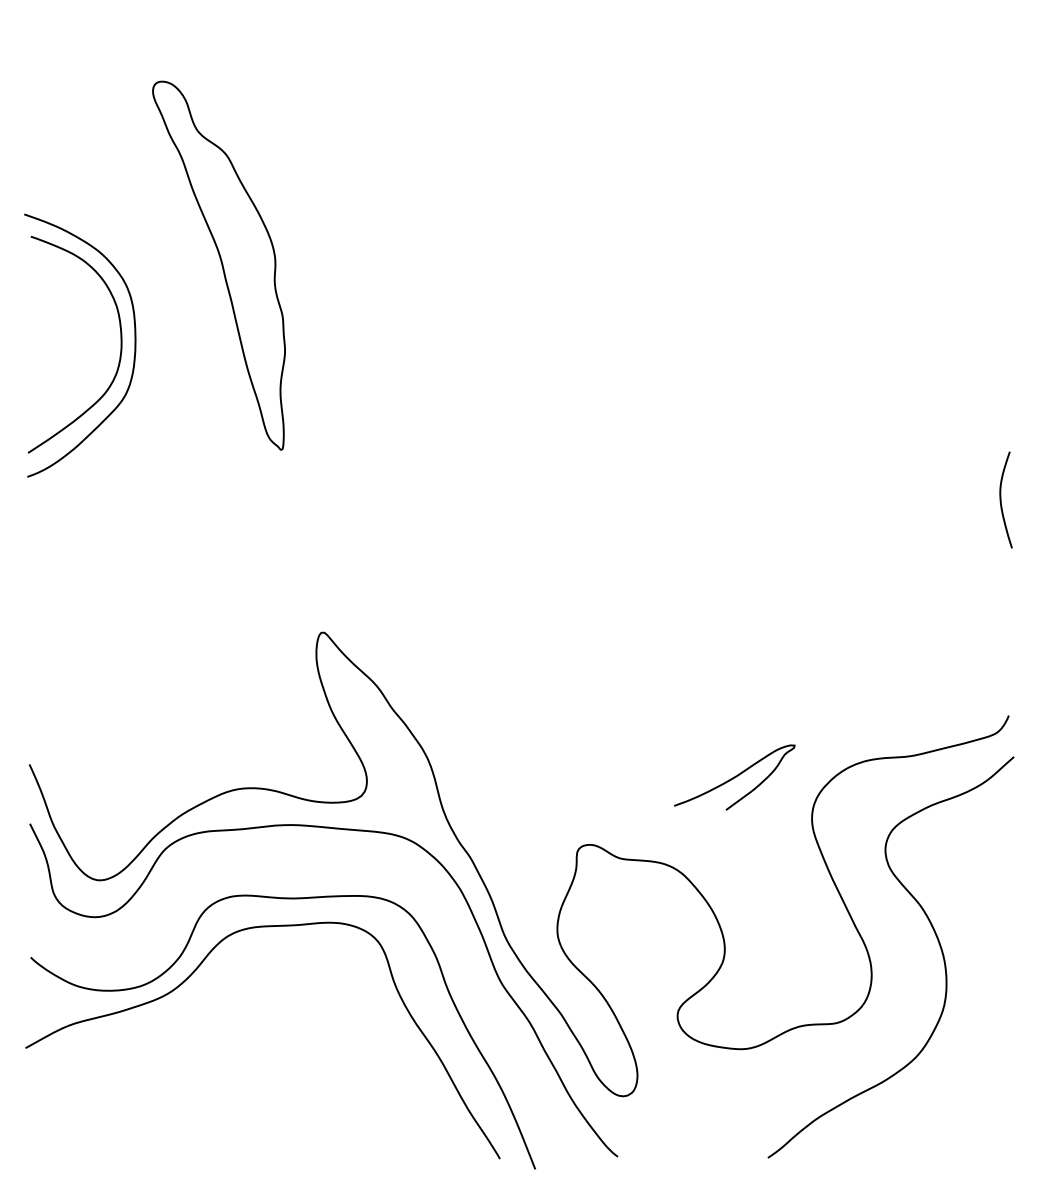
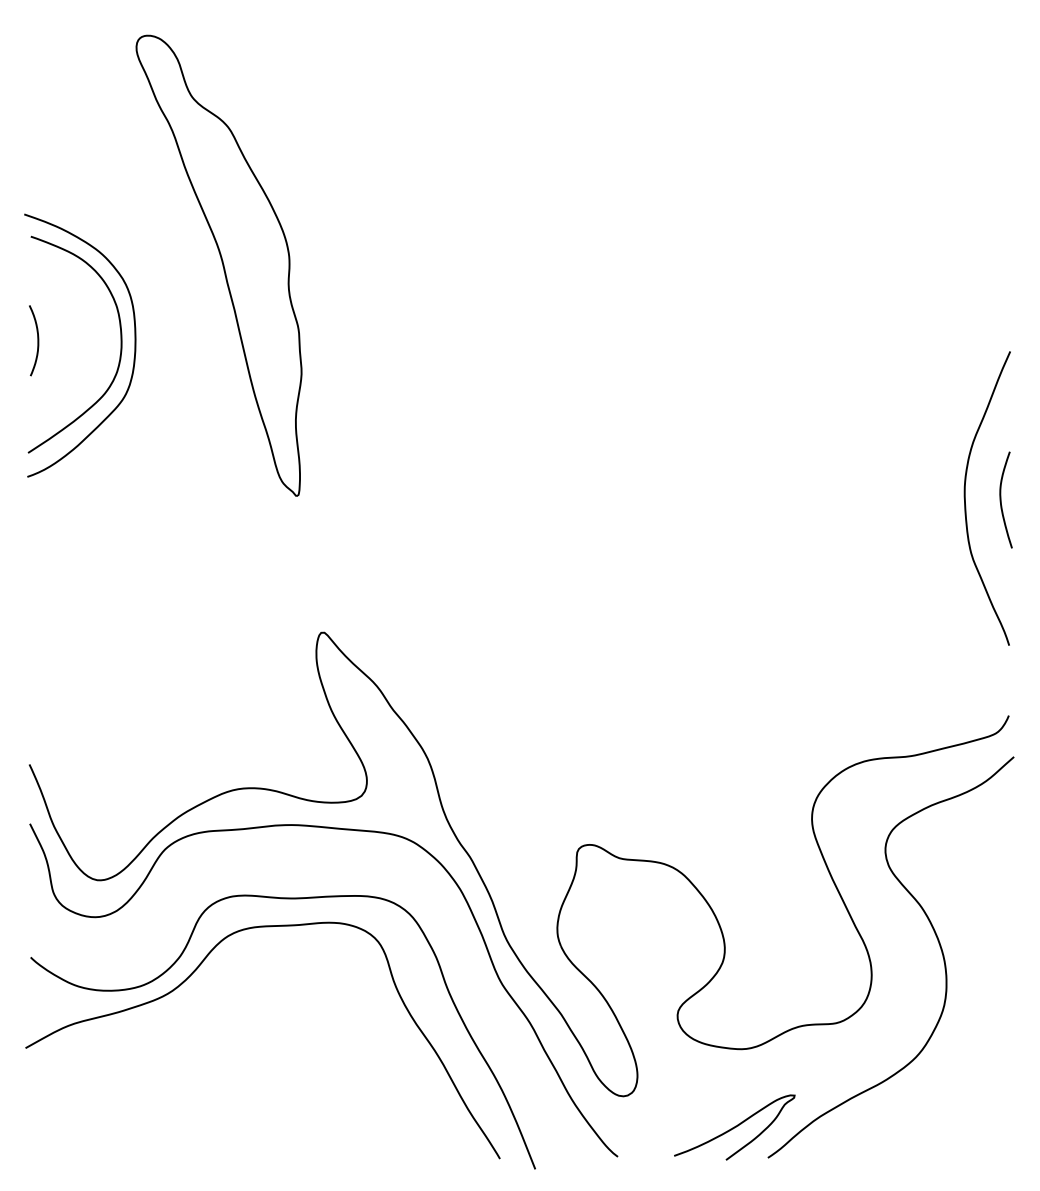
part size: 134x371 px -> 168x463 px (218, 265)
curve: none -> present (37, 340)
curve: none -> present (965, 498)
curve position: (734, 777) -> (734, 1127) (734, 1127)
